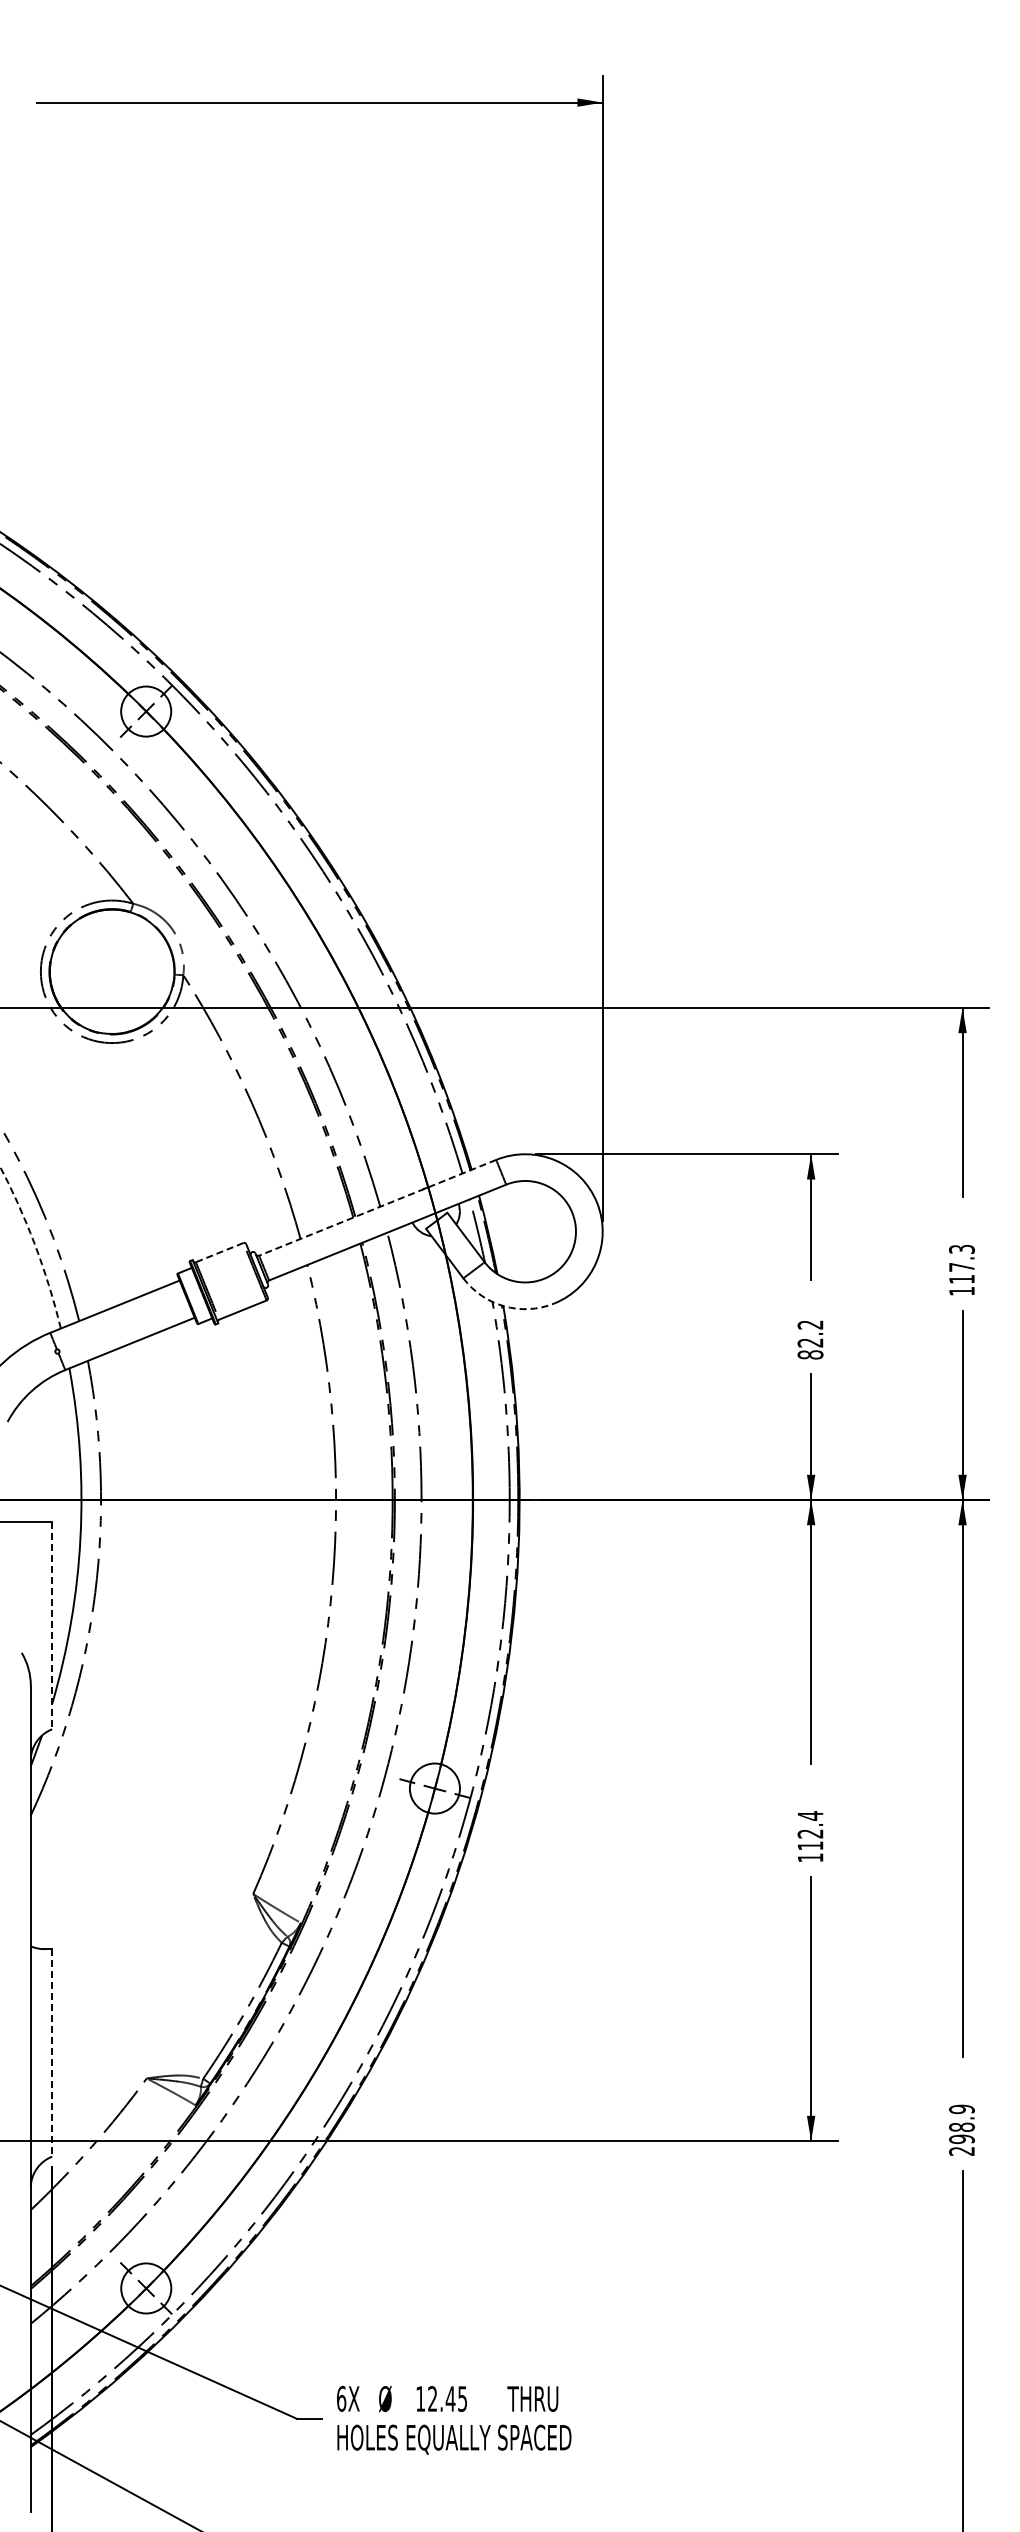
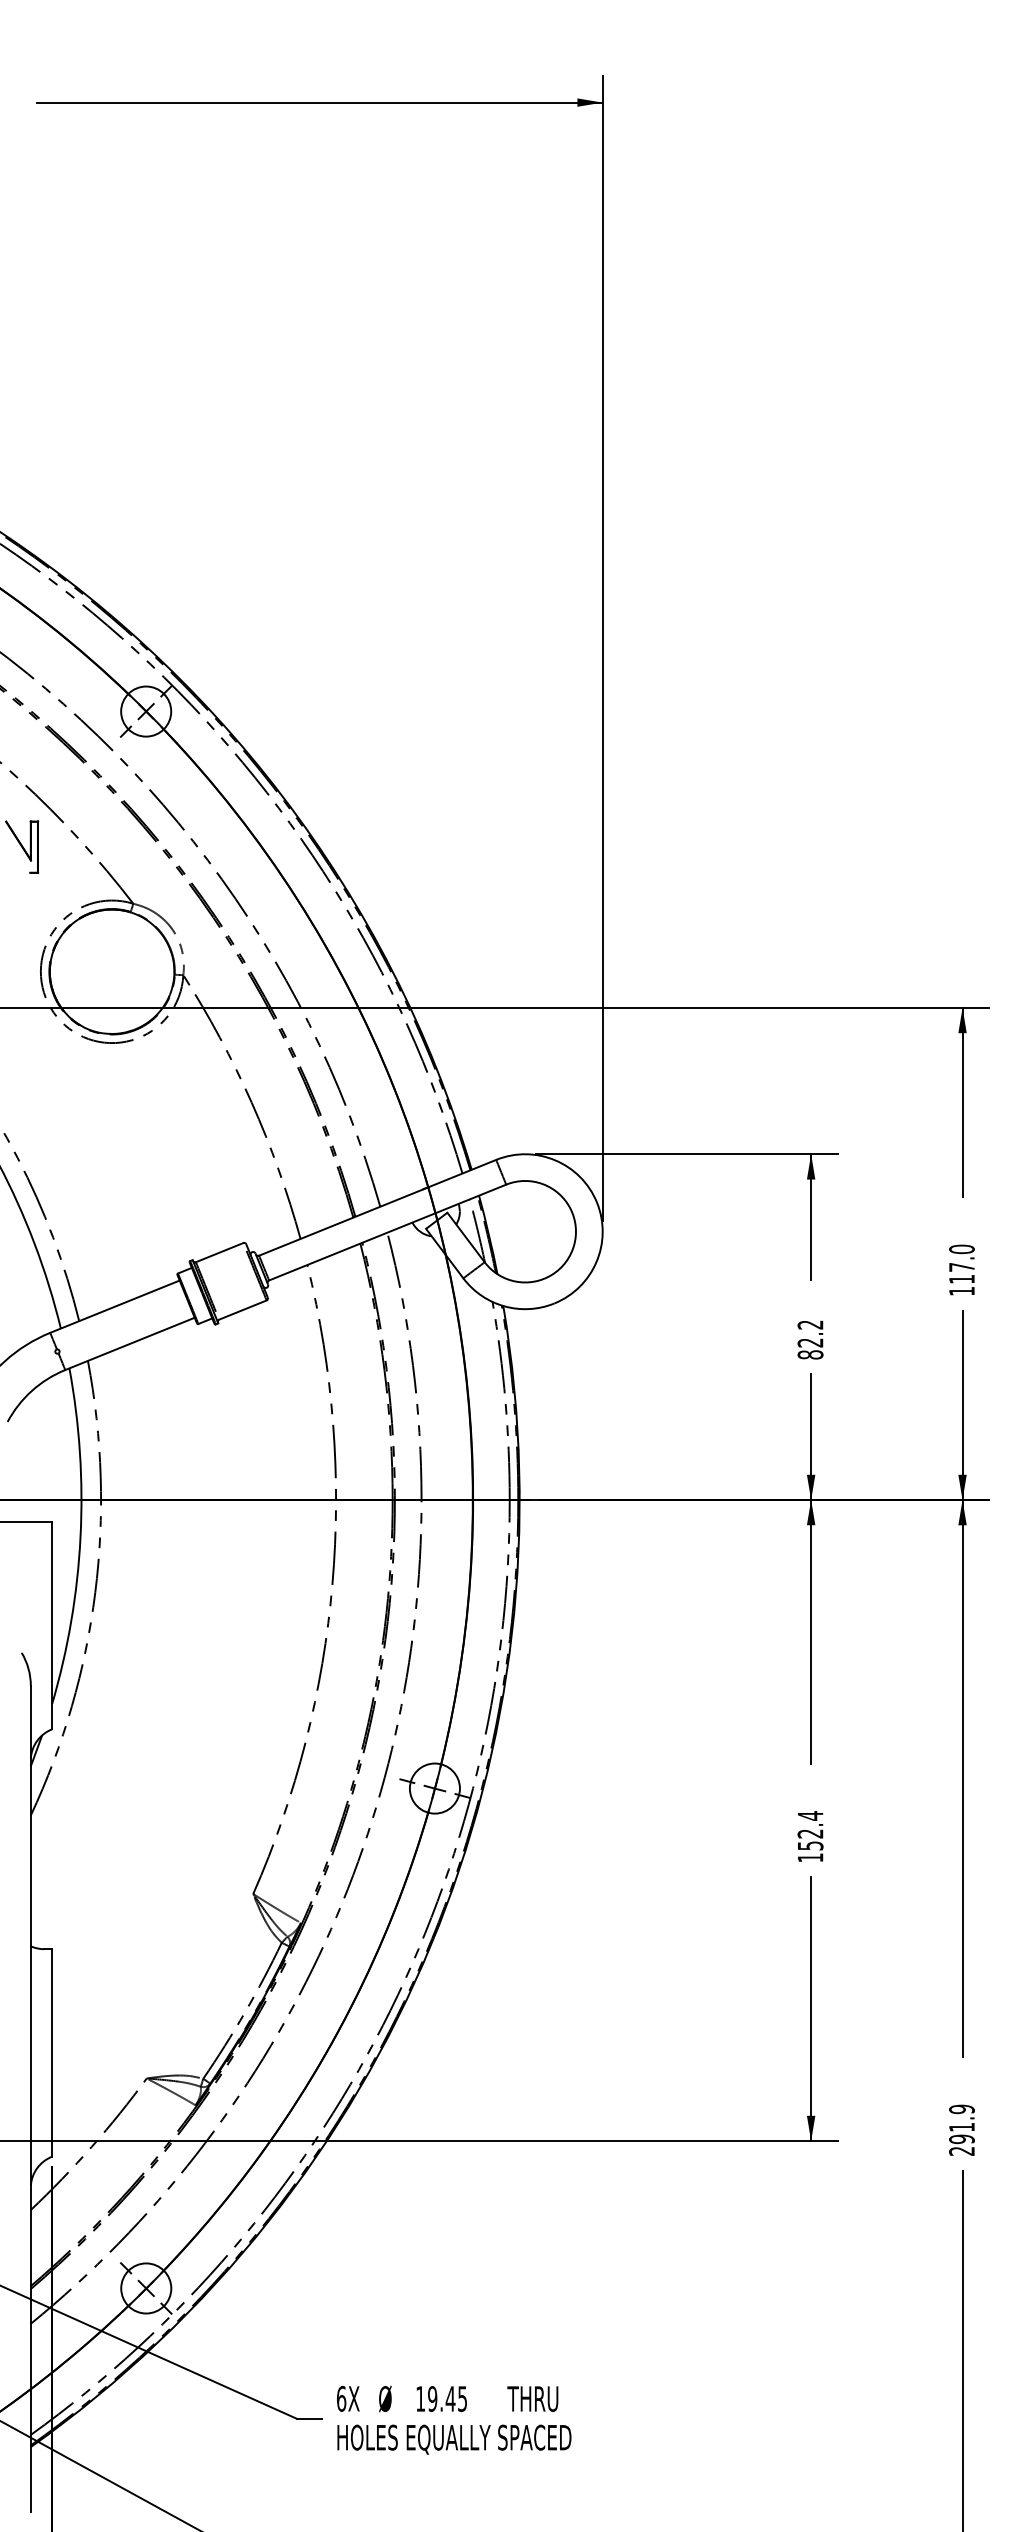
part: none -> present (22, 846)
line: dashed -> solid (377, 1207)
arc: dashed -> solid (35, 1245)
text: 117.3 -> 117.0 (961, 1249)
line: dashed -> solid (219, 1252)
arc: dashed -> solid (504, 1306)
line: dashed -> solid (52, 1625)
text: 112.4 -> 152.4 (810, 1845)
line: dashed -> solid (52, 2052)
text: 298.9 -> 291.9 (961, 2126)
text: 12.45 -> 19.45 (432, 2398)
